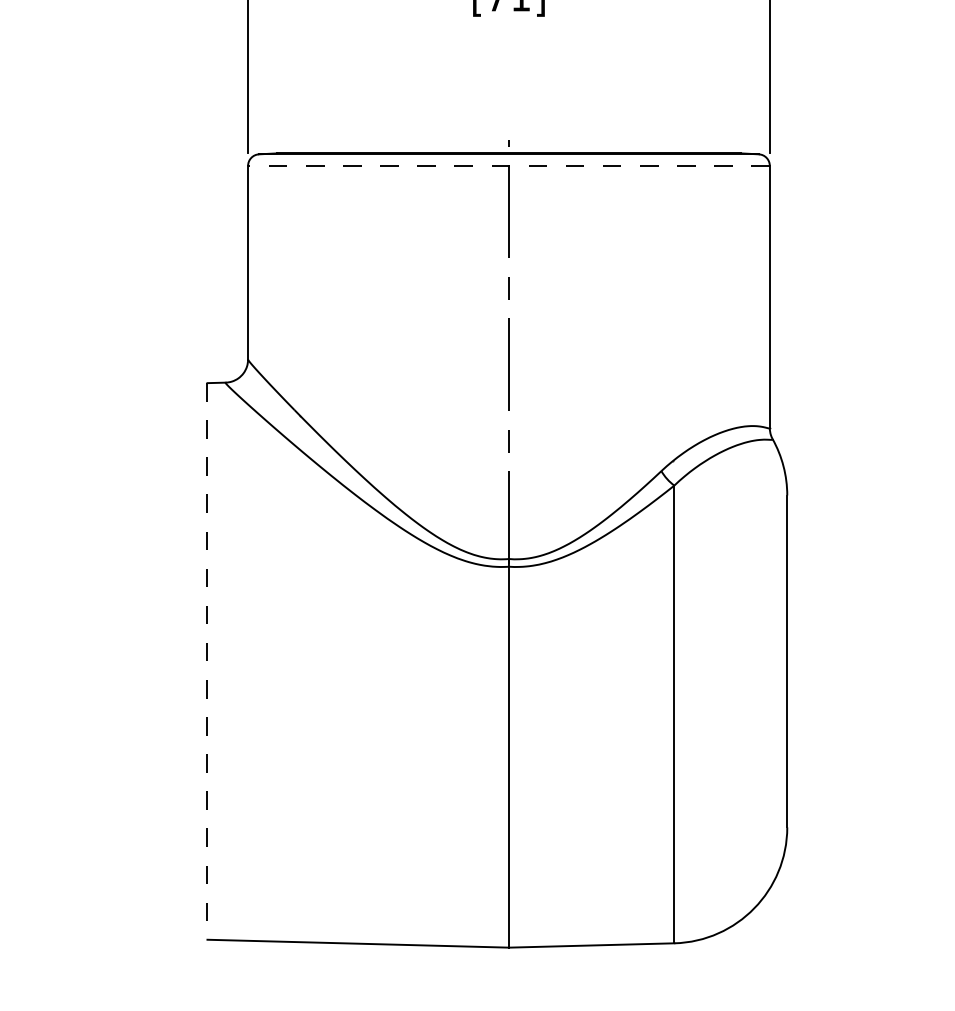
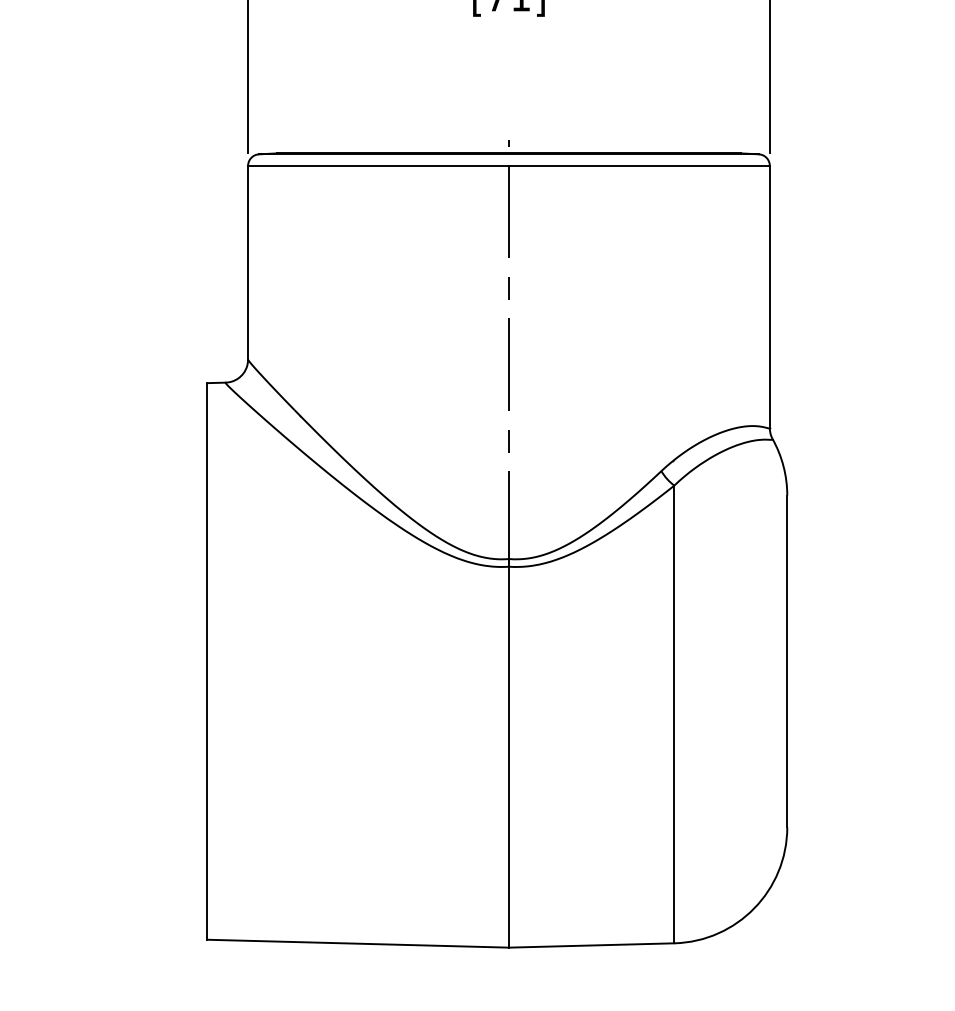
line: dashed -> solid (508, 165)
line: dashed -> solid (207, 661)
